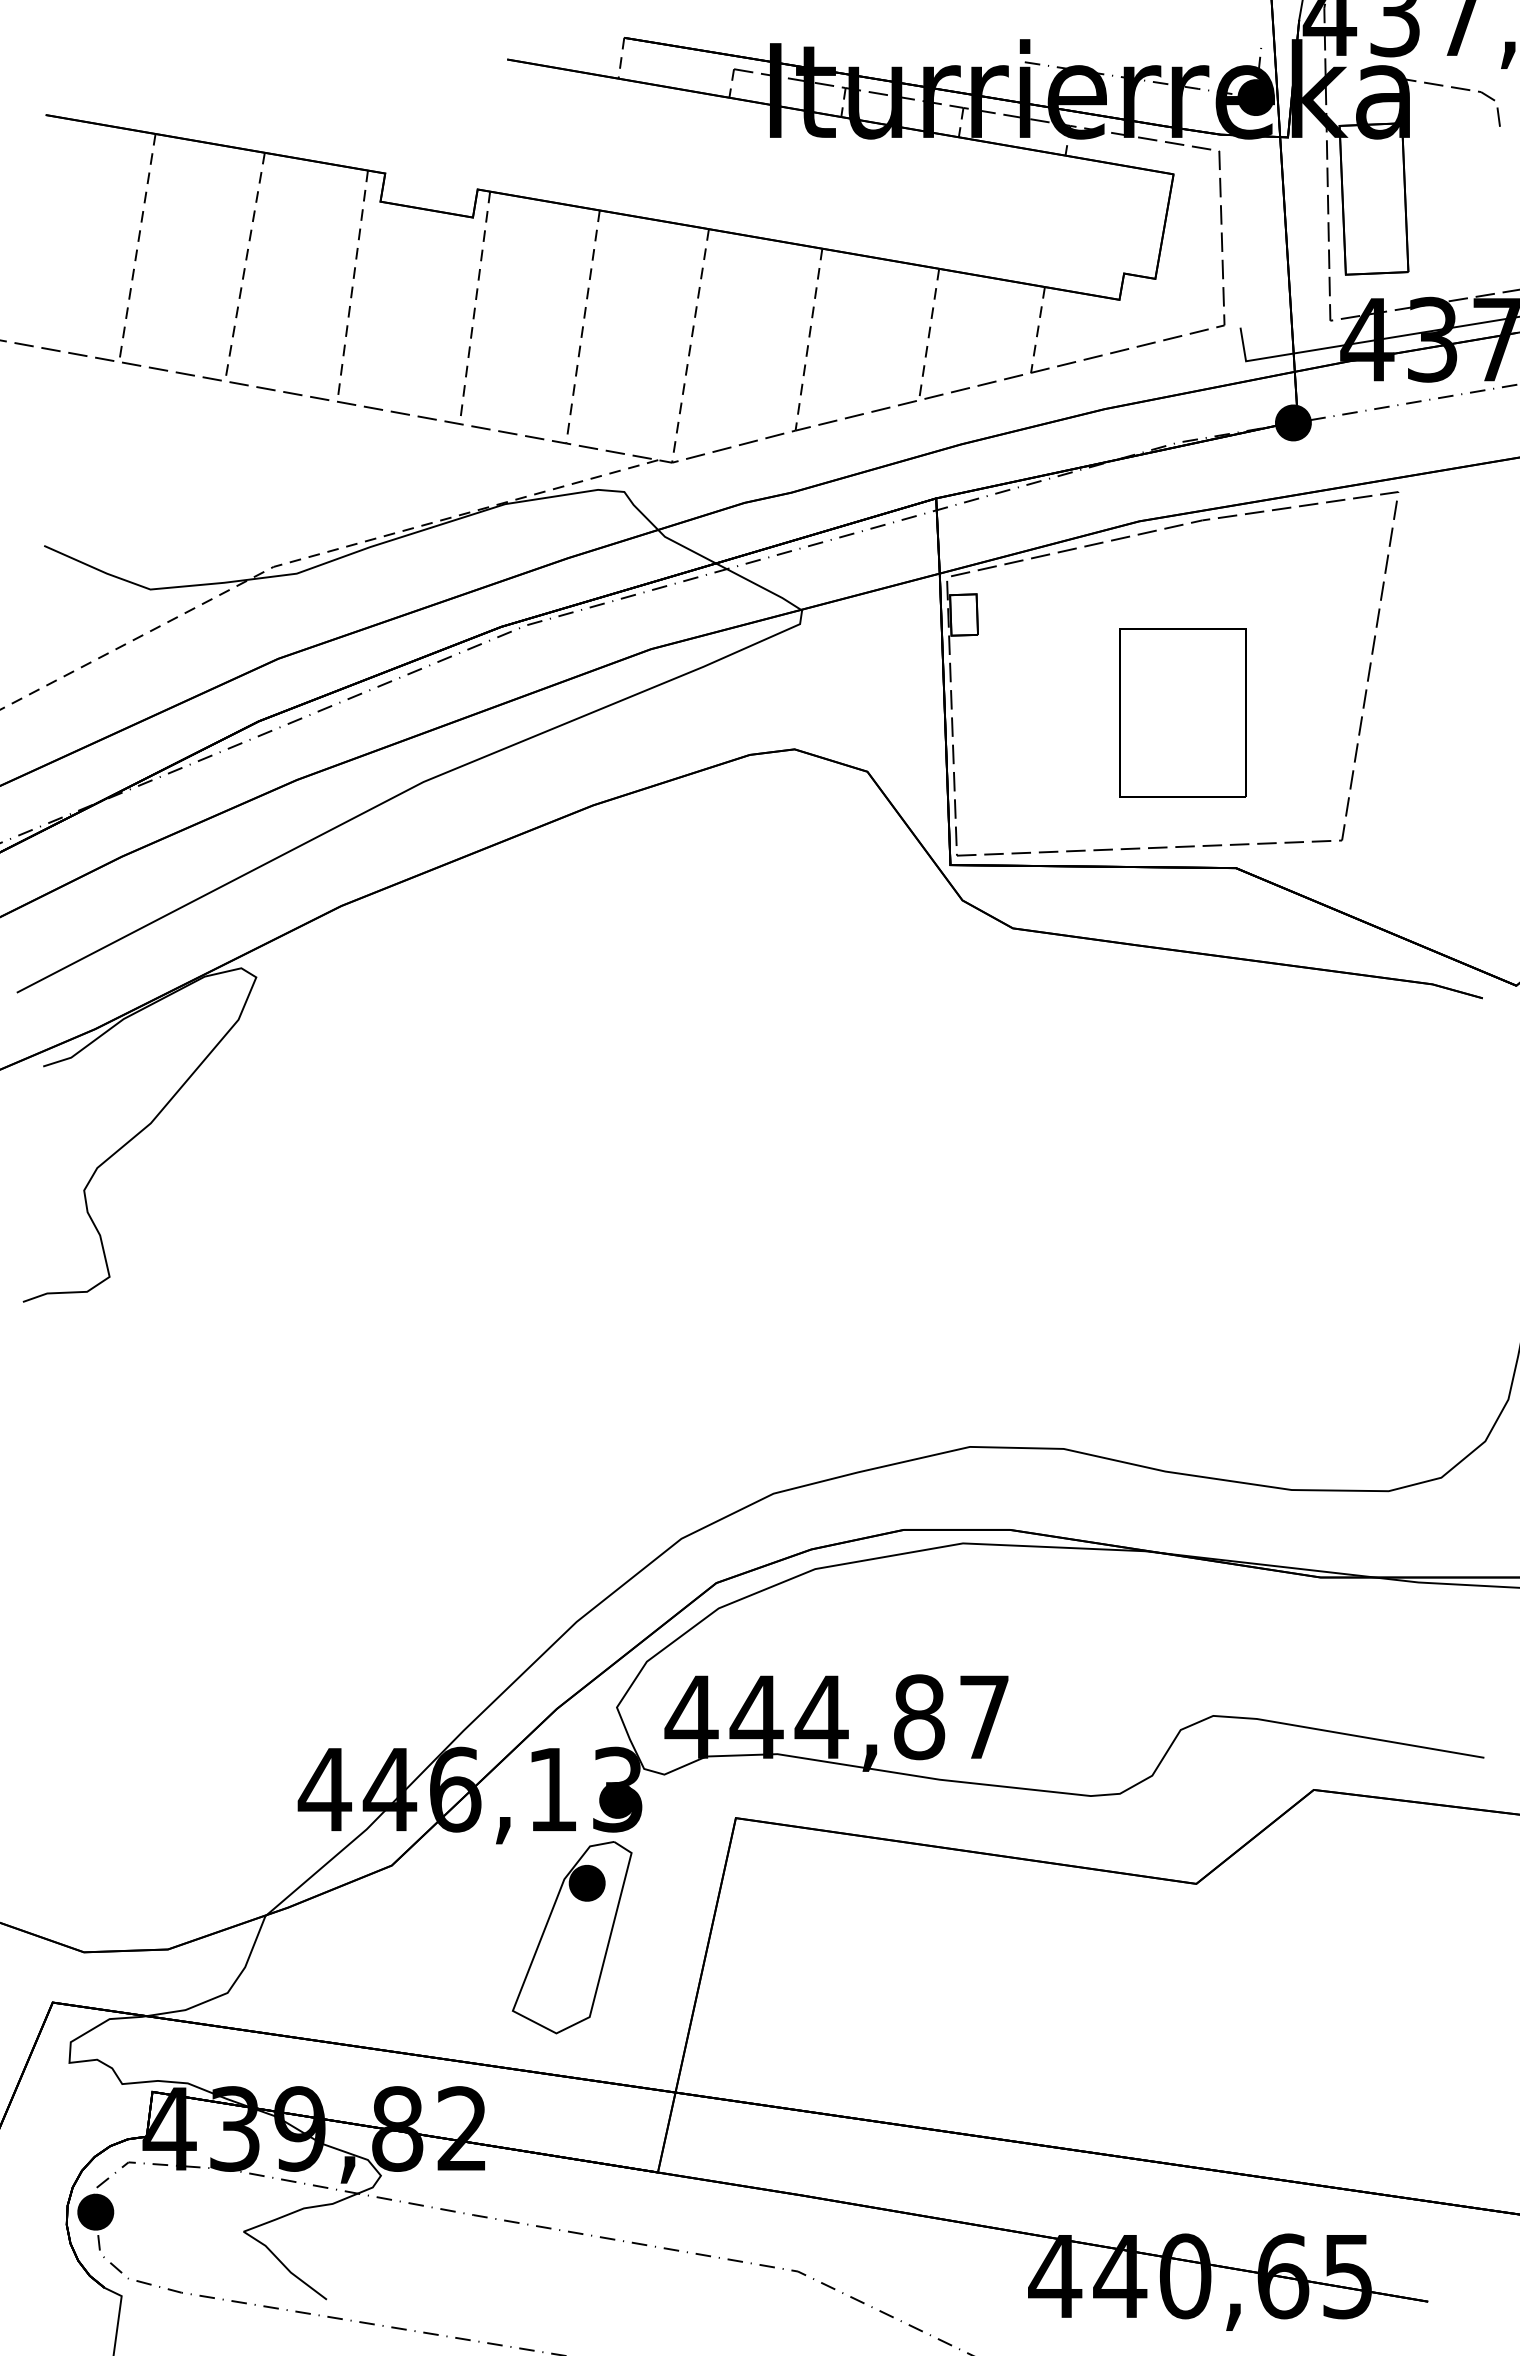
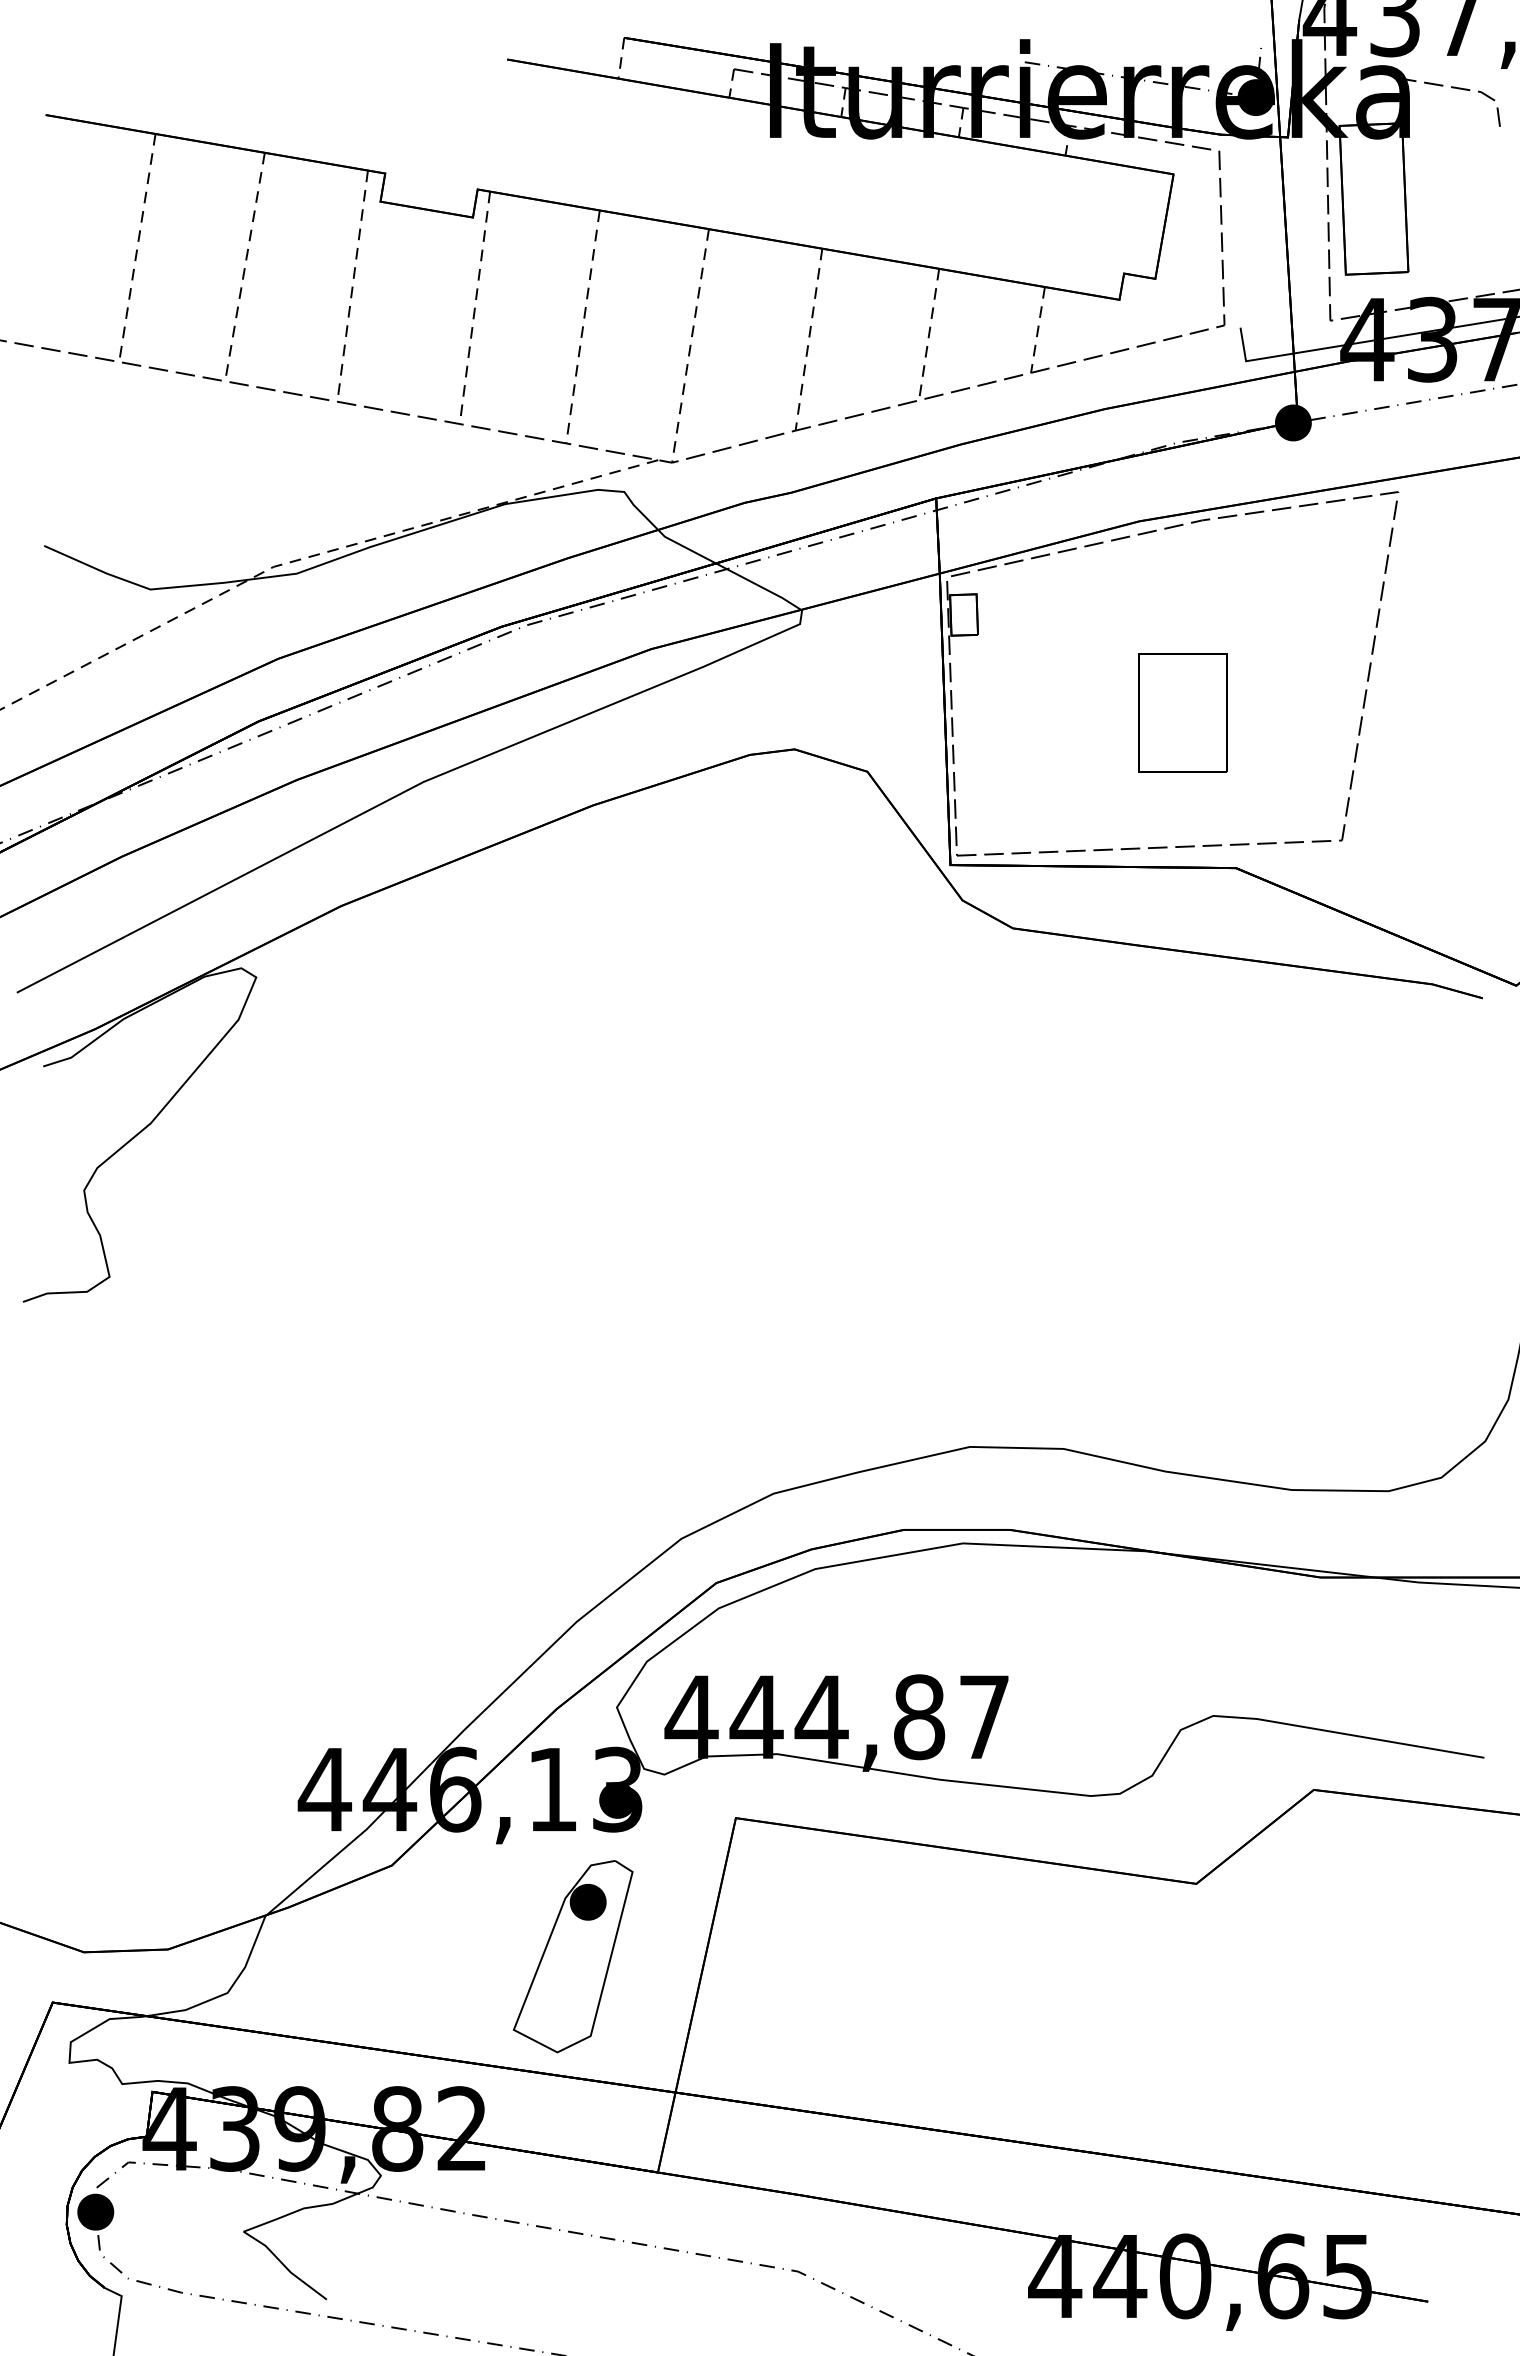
part size: 128x170 px -> 90x120 px (1182, 712)
part position: (571, 1937) -> (572, 1956) (572, 1956)
